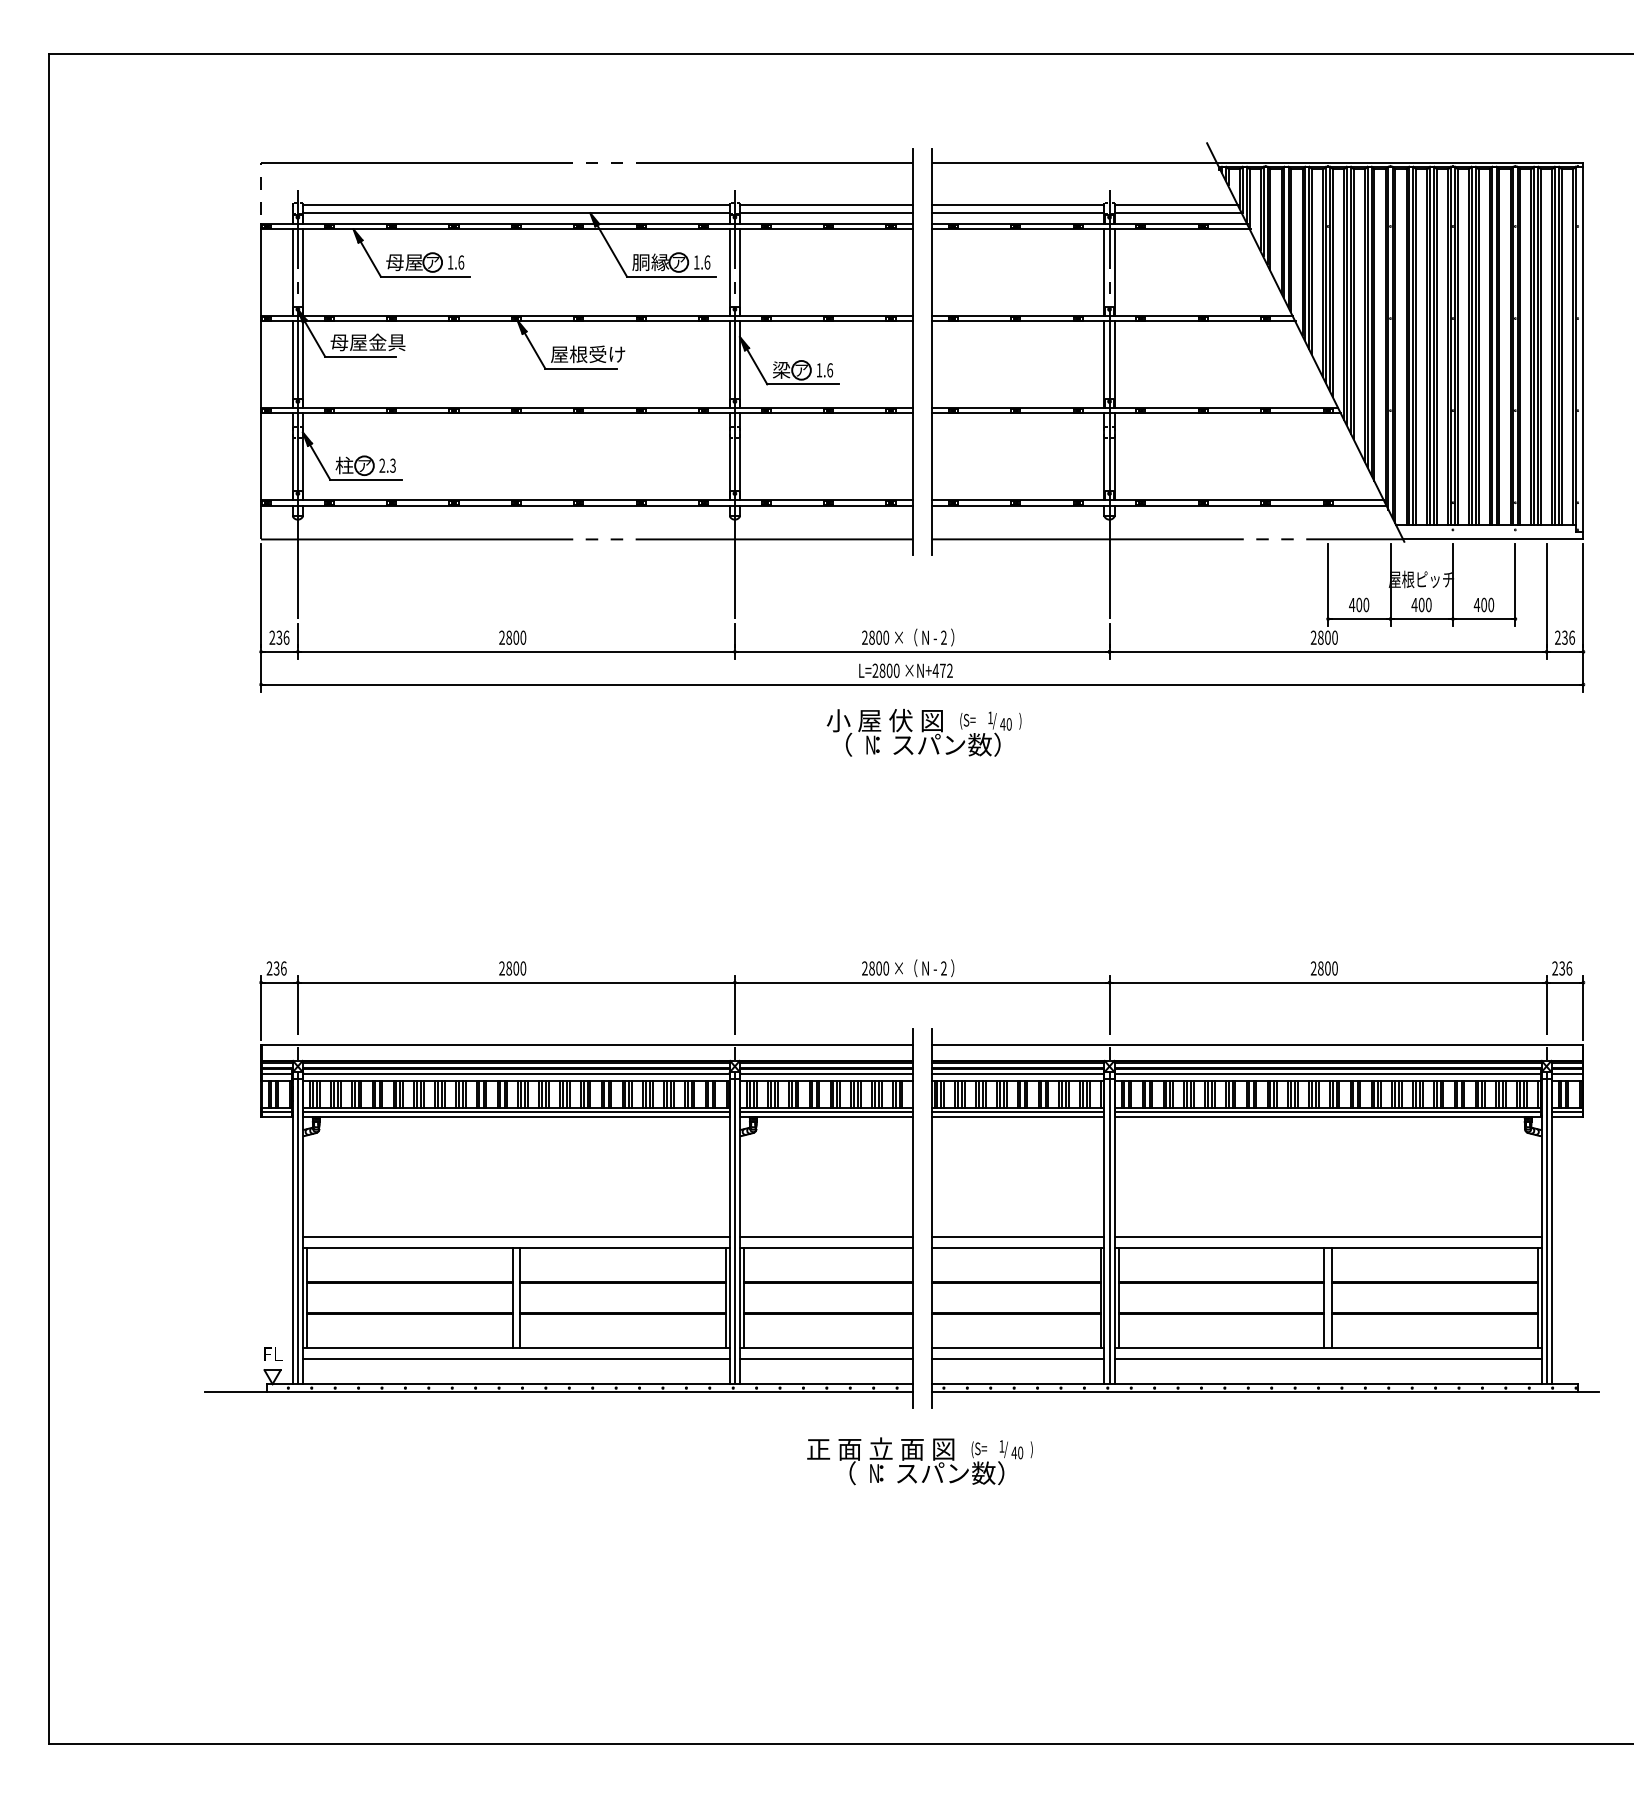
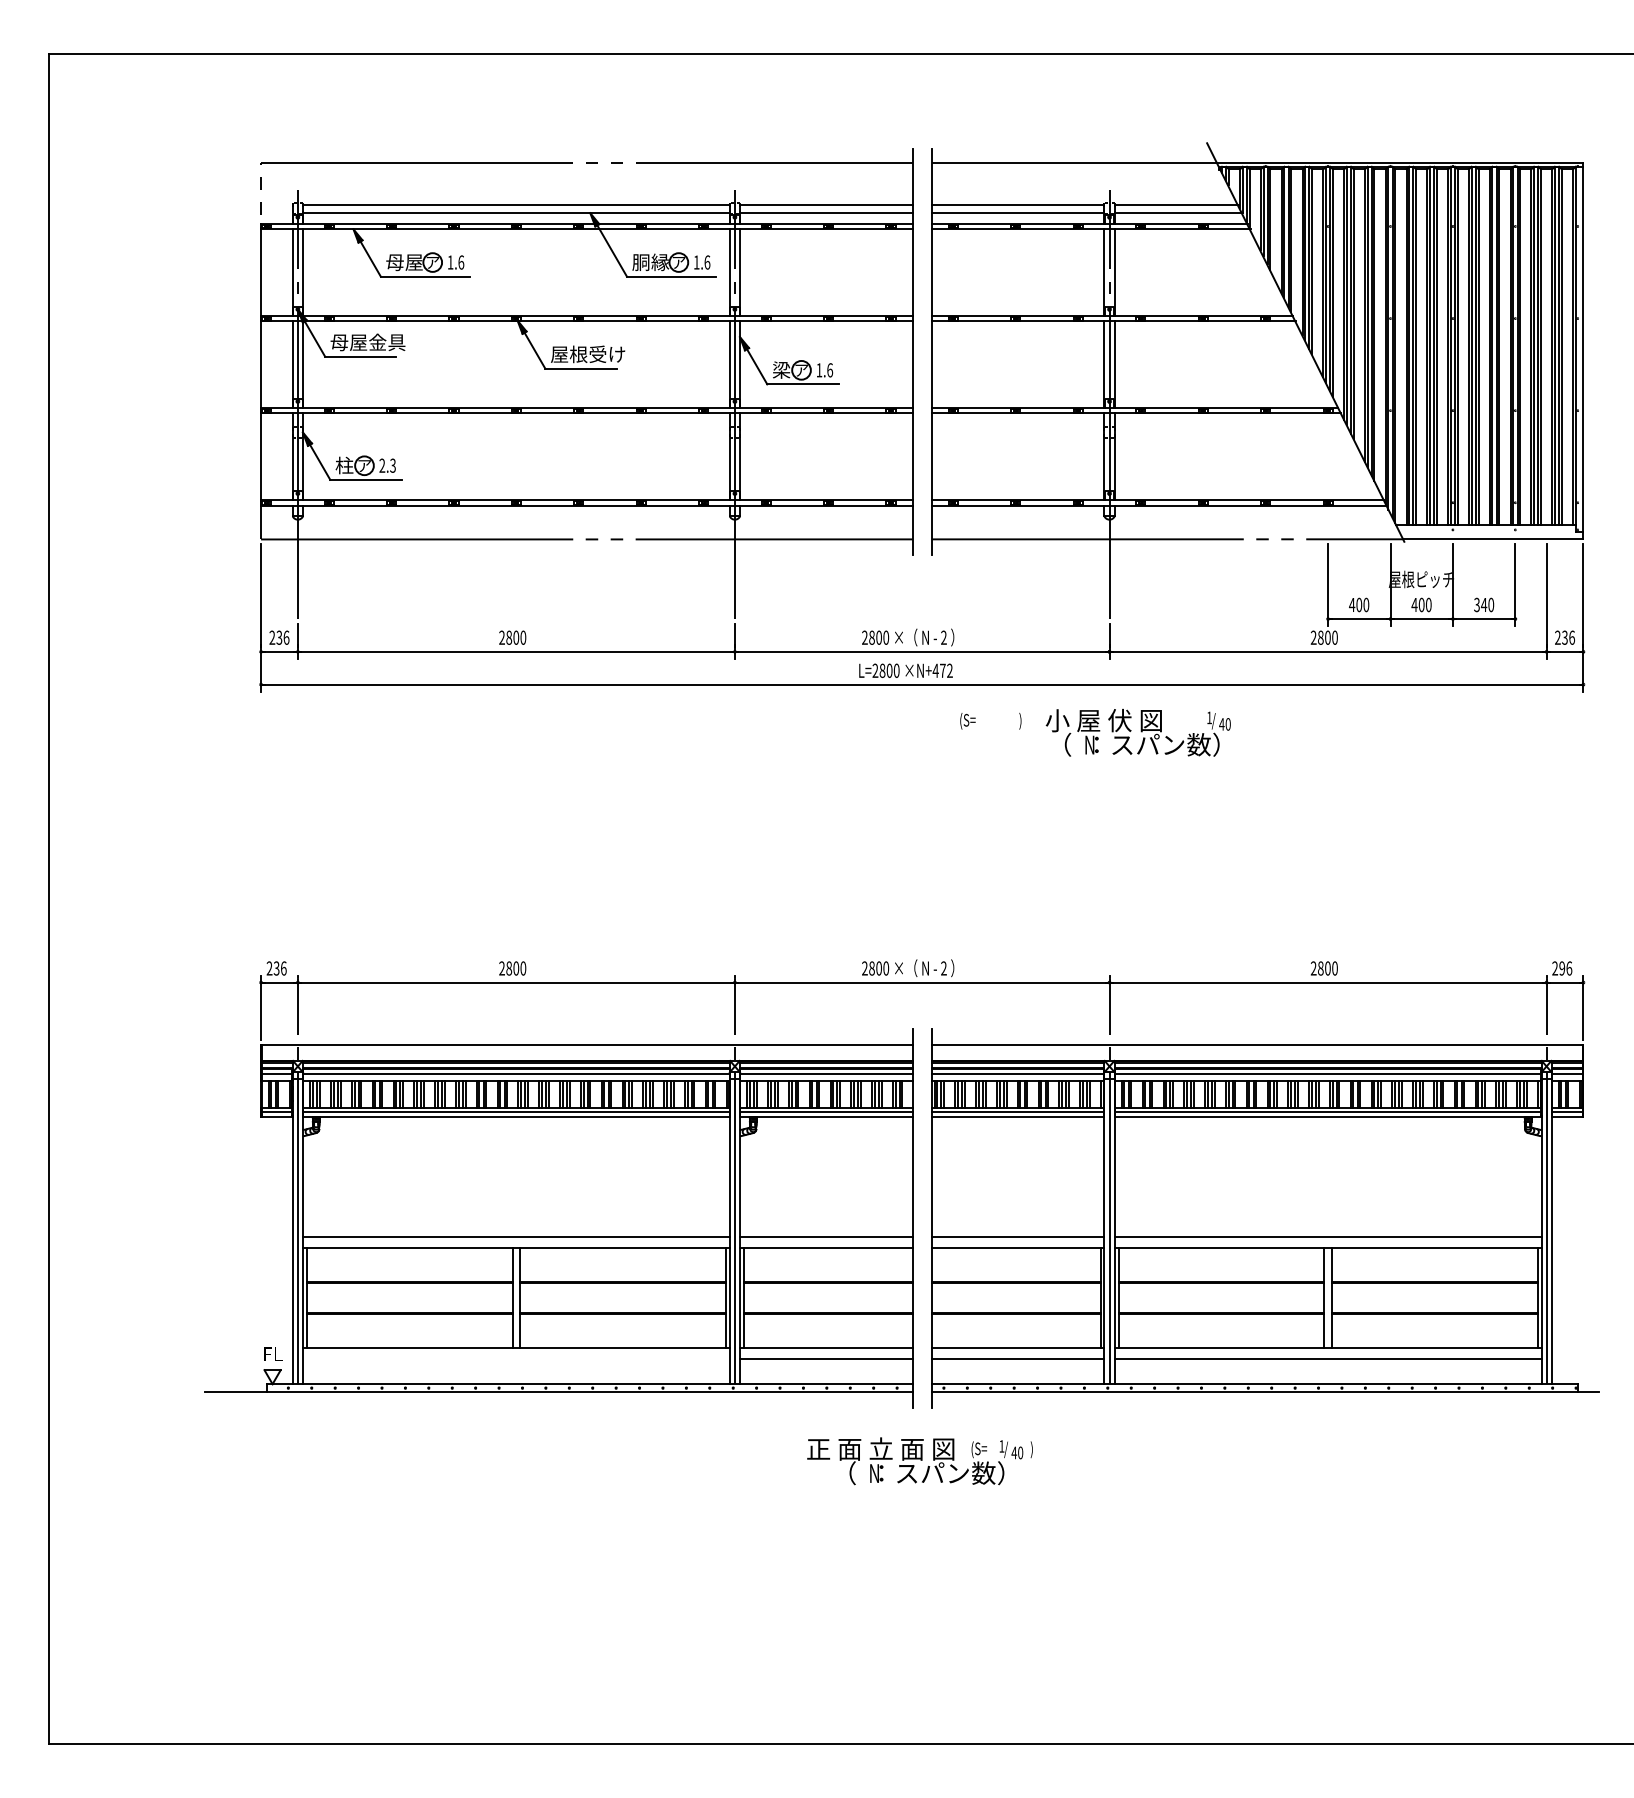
text: 400 -> 340 (1480, 604)
text position: (918, 732) -> (1137, 732) (1137, 732)
text: 236 -> 296 (1562, 968)
line: present -> none (515, 1358)
